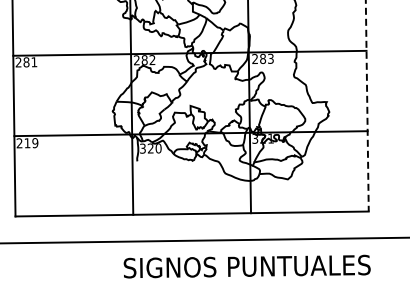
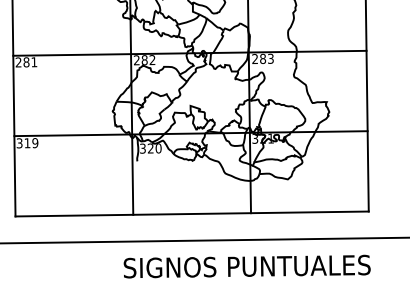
line: dashed -> solid (367, 106)
text: 219 -> 319 (19, 143)
